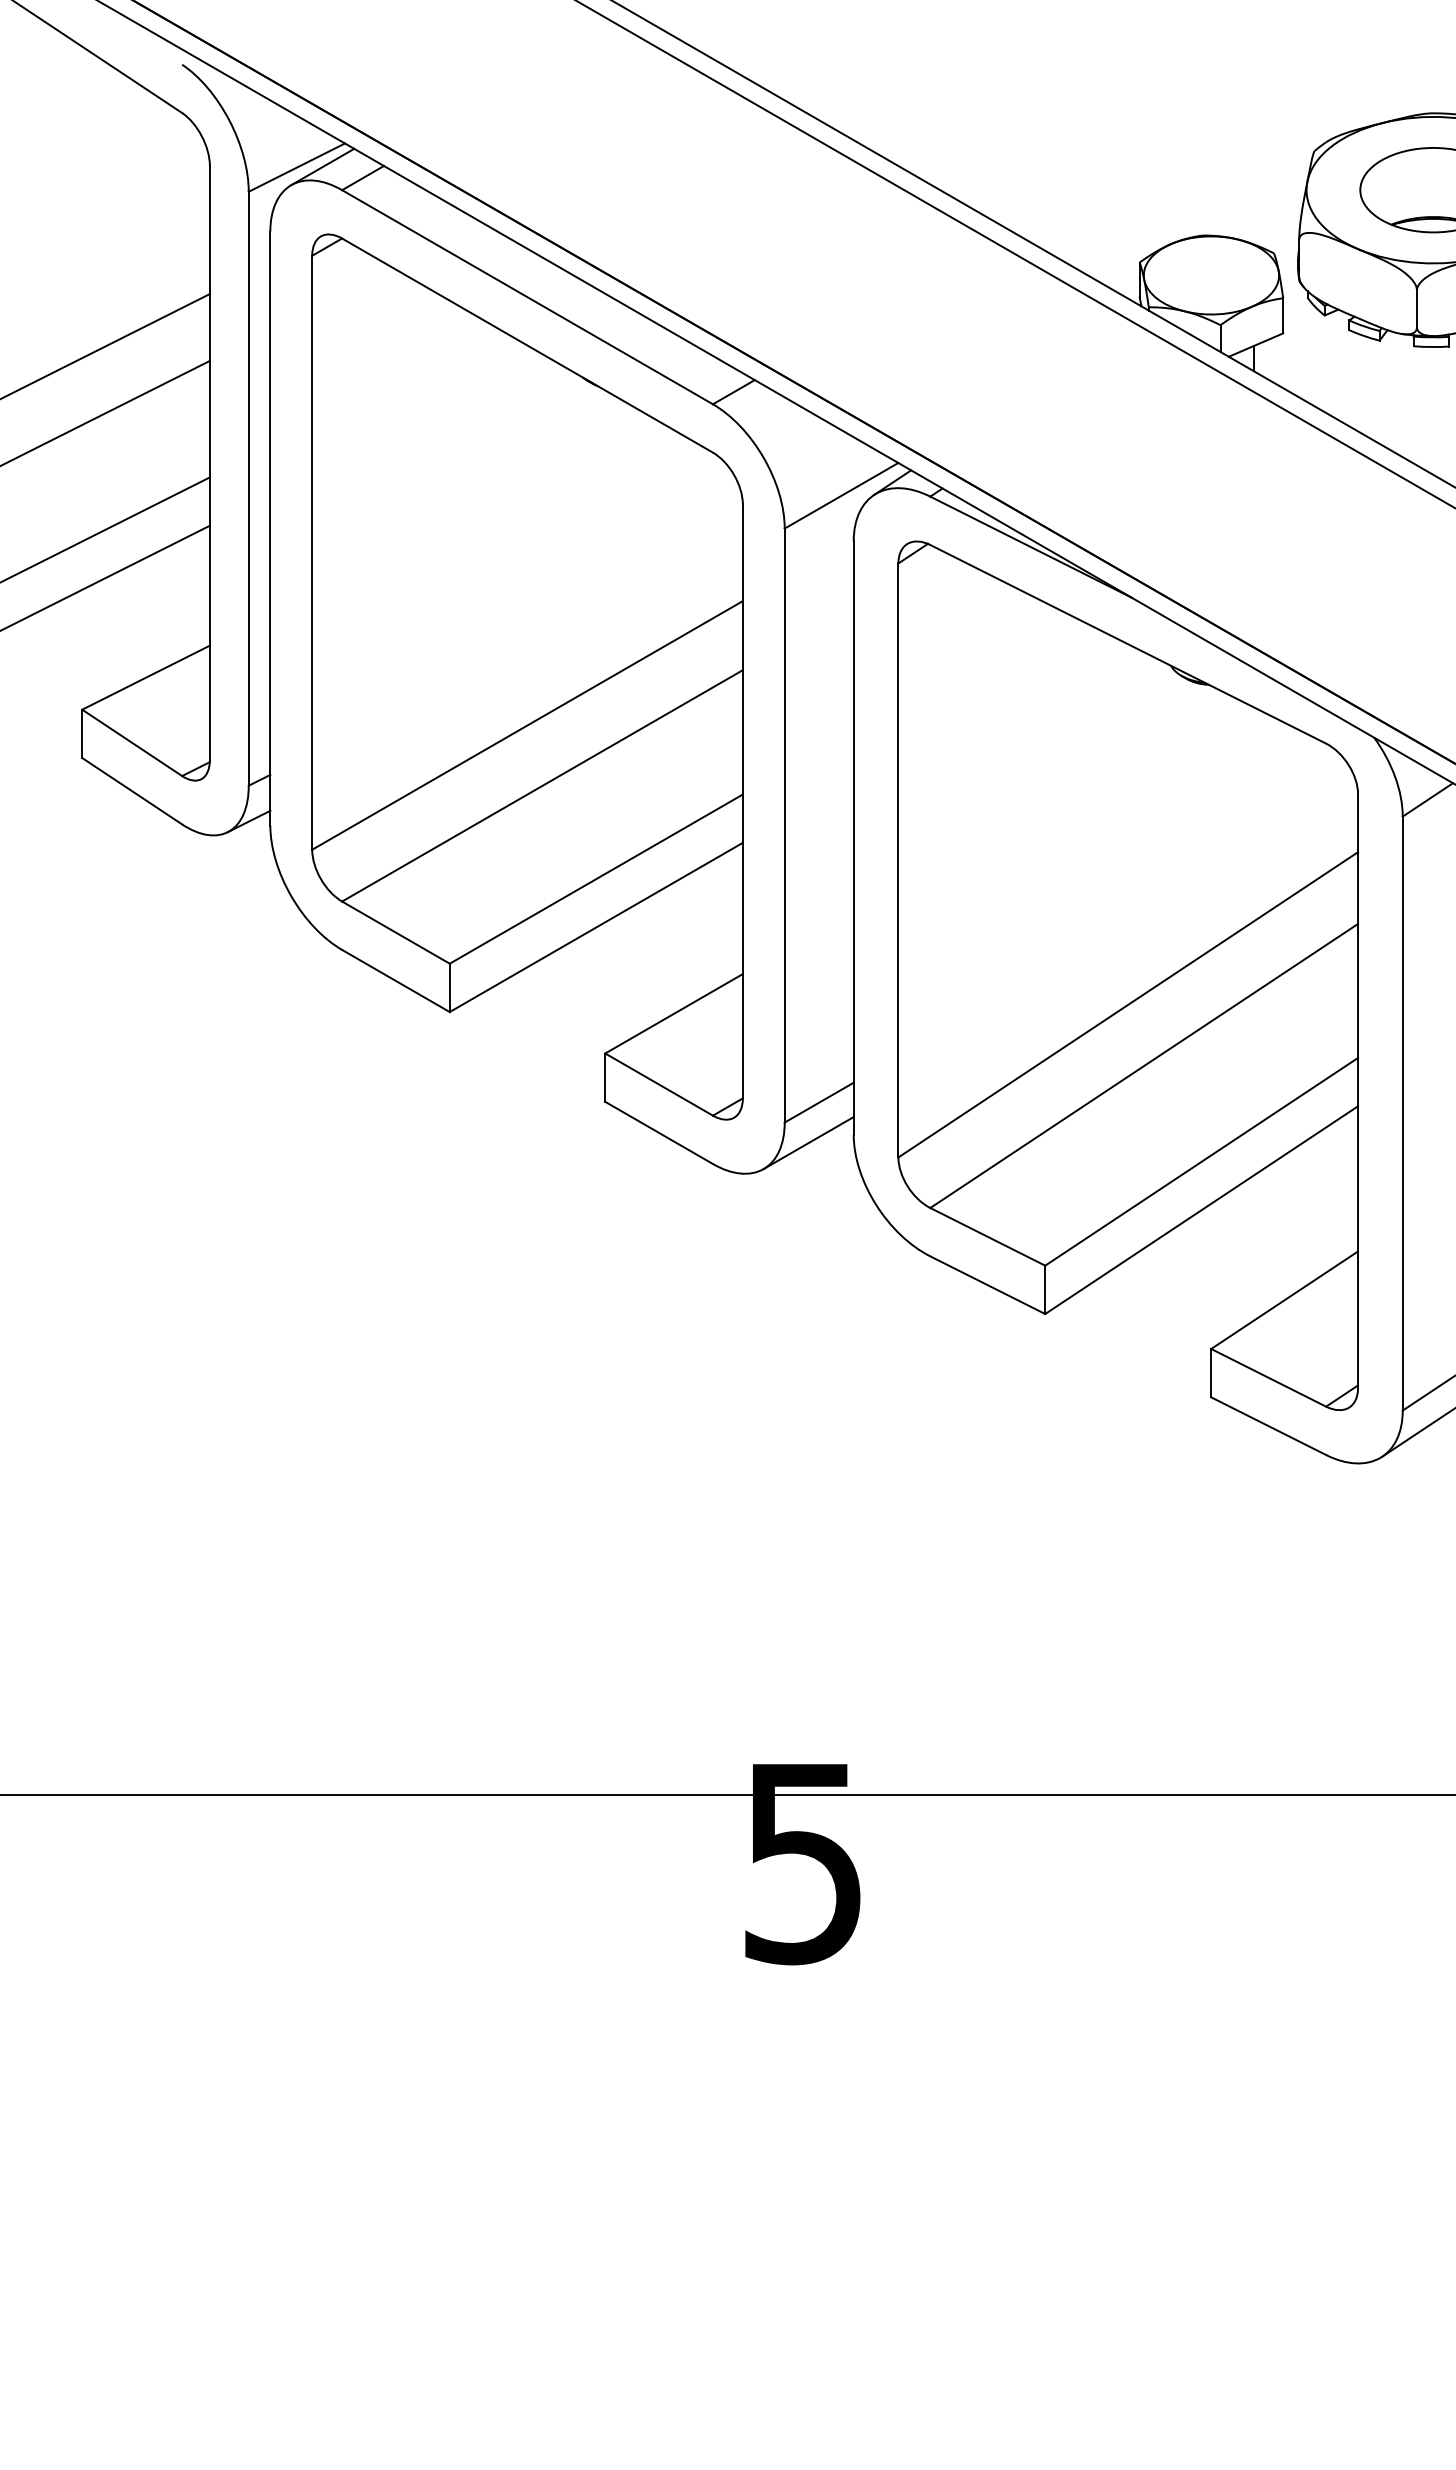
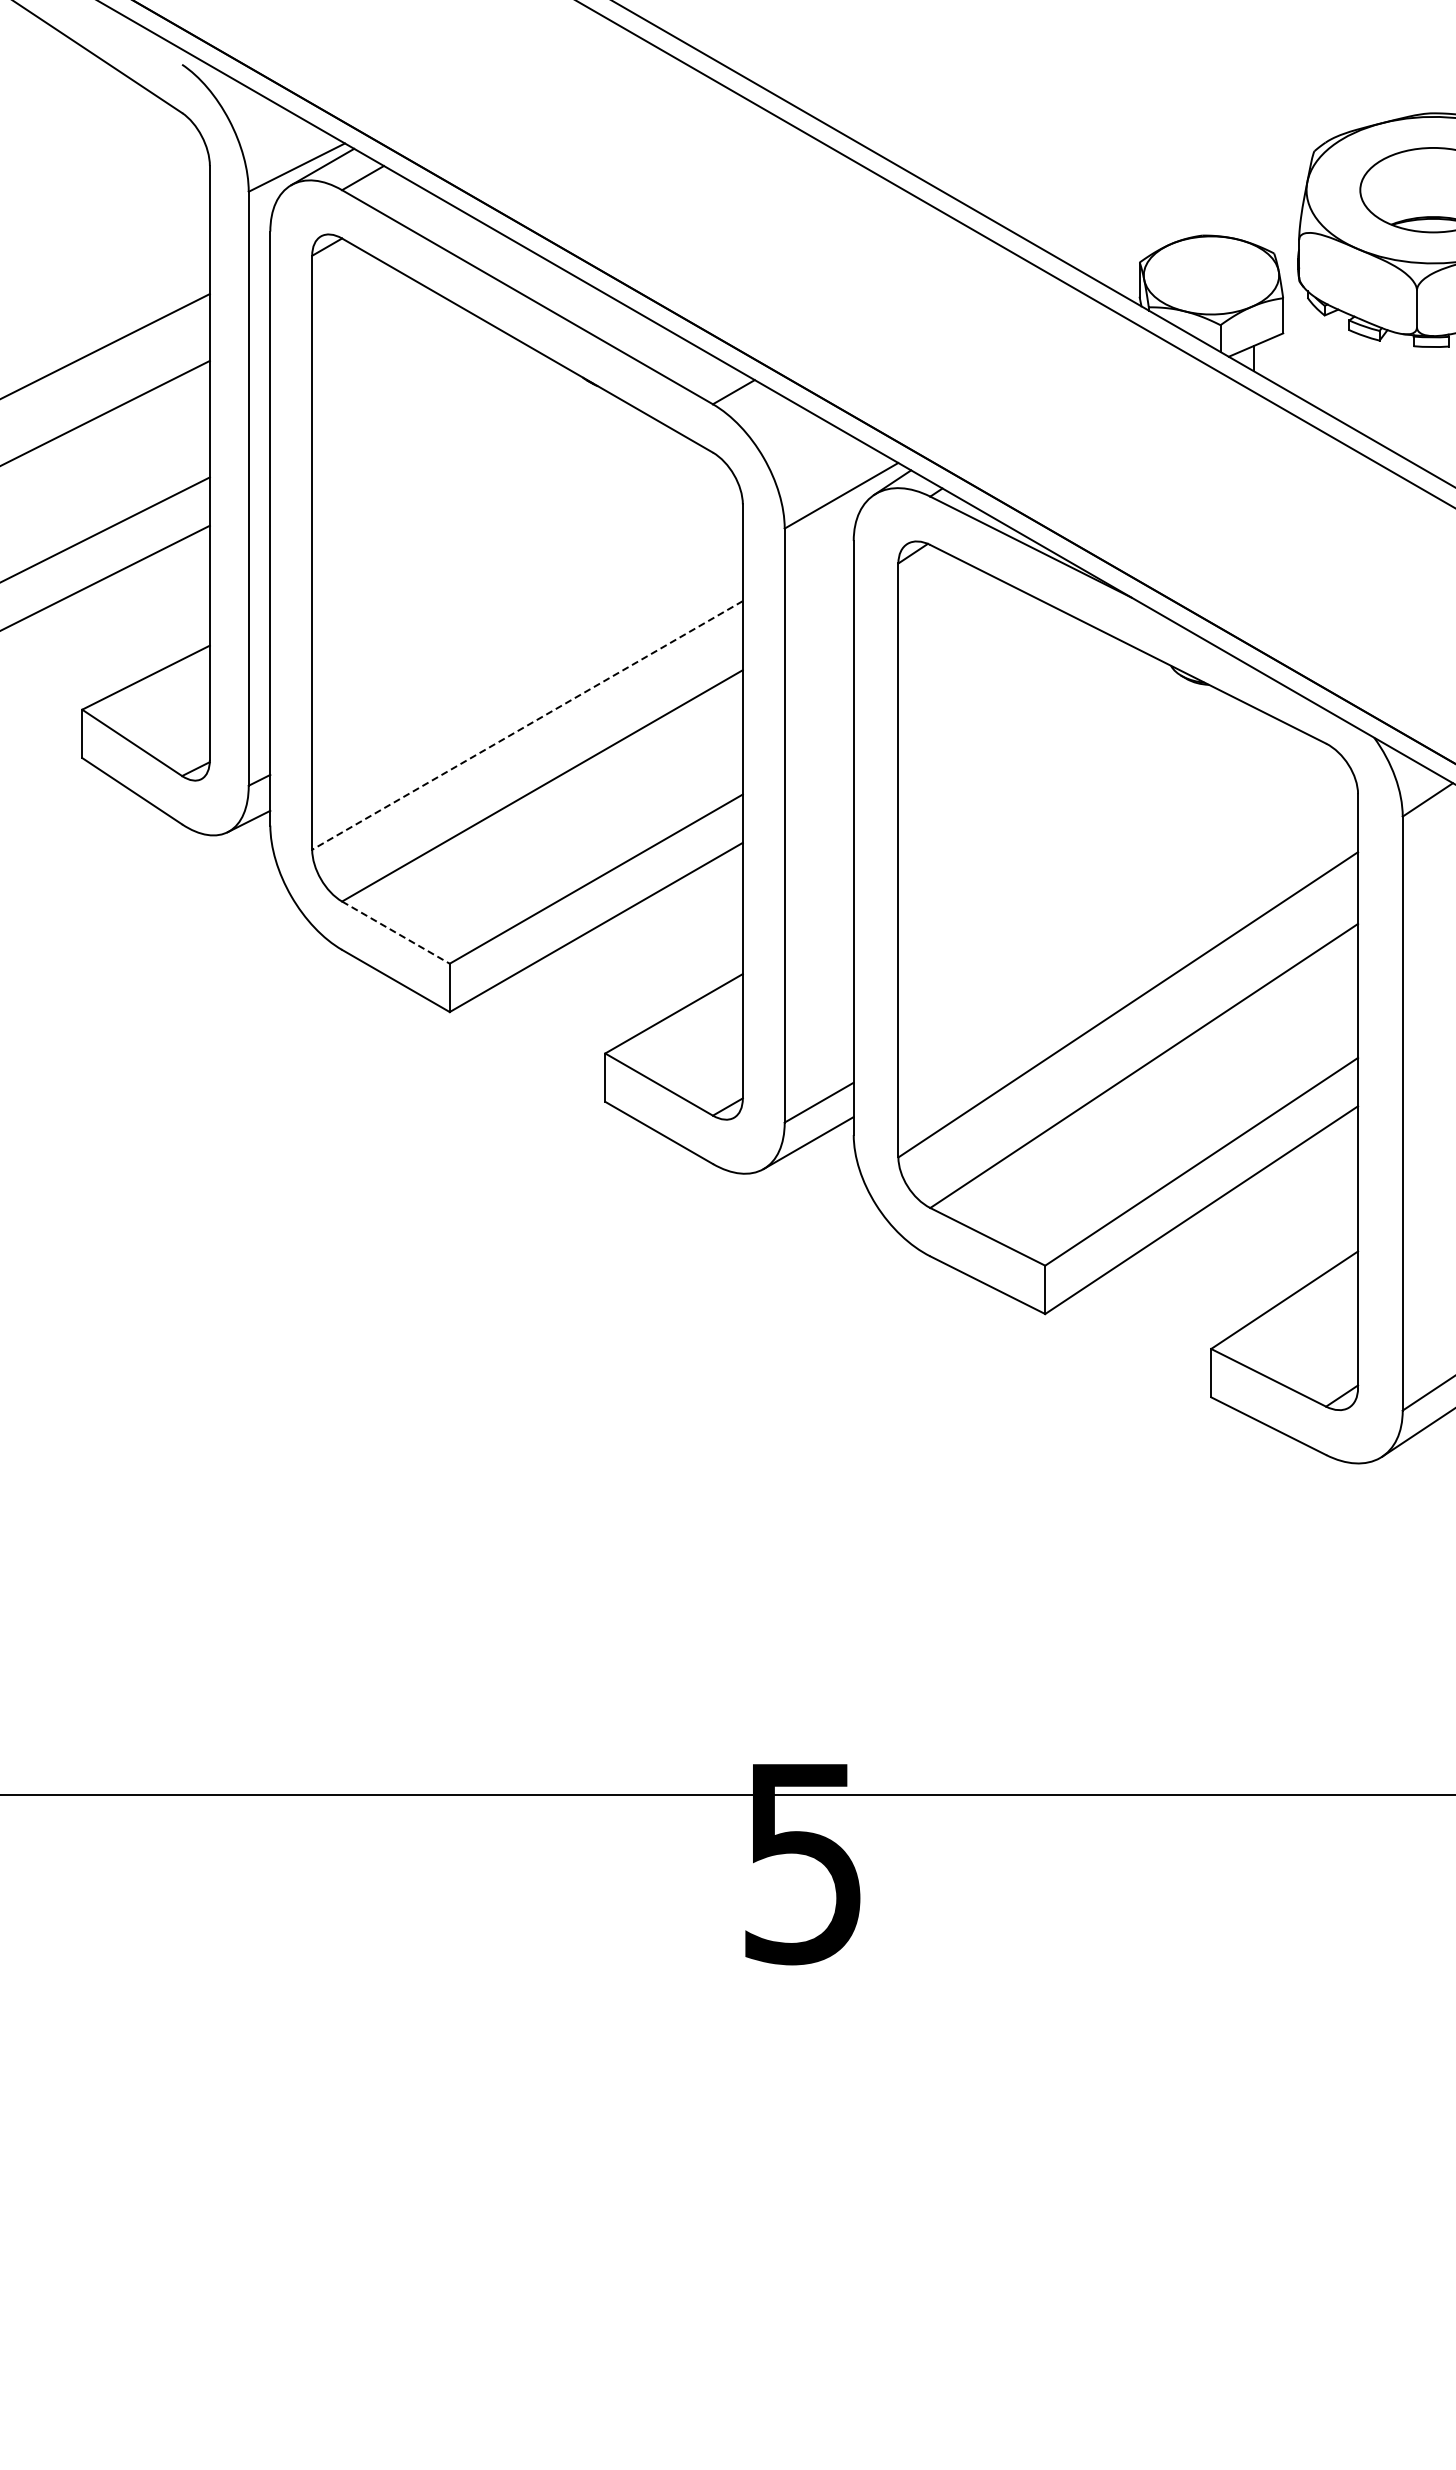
line: solid -> dashed (527, 725)
line: solid -> dashed (396, 932)
